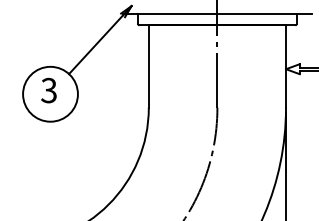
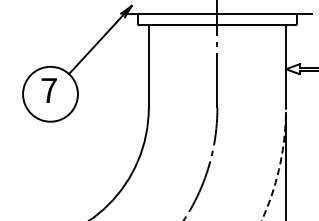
text: 3 -> 7 (48, 90)
arc: solid -> dashed (279, 165)
